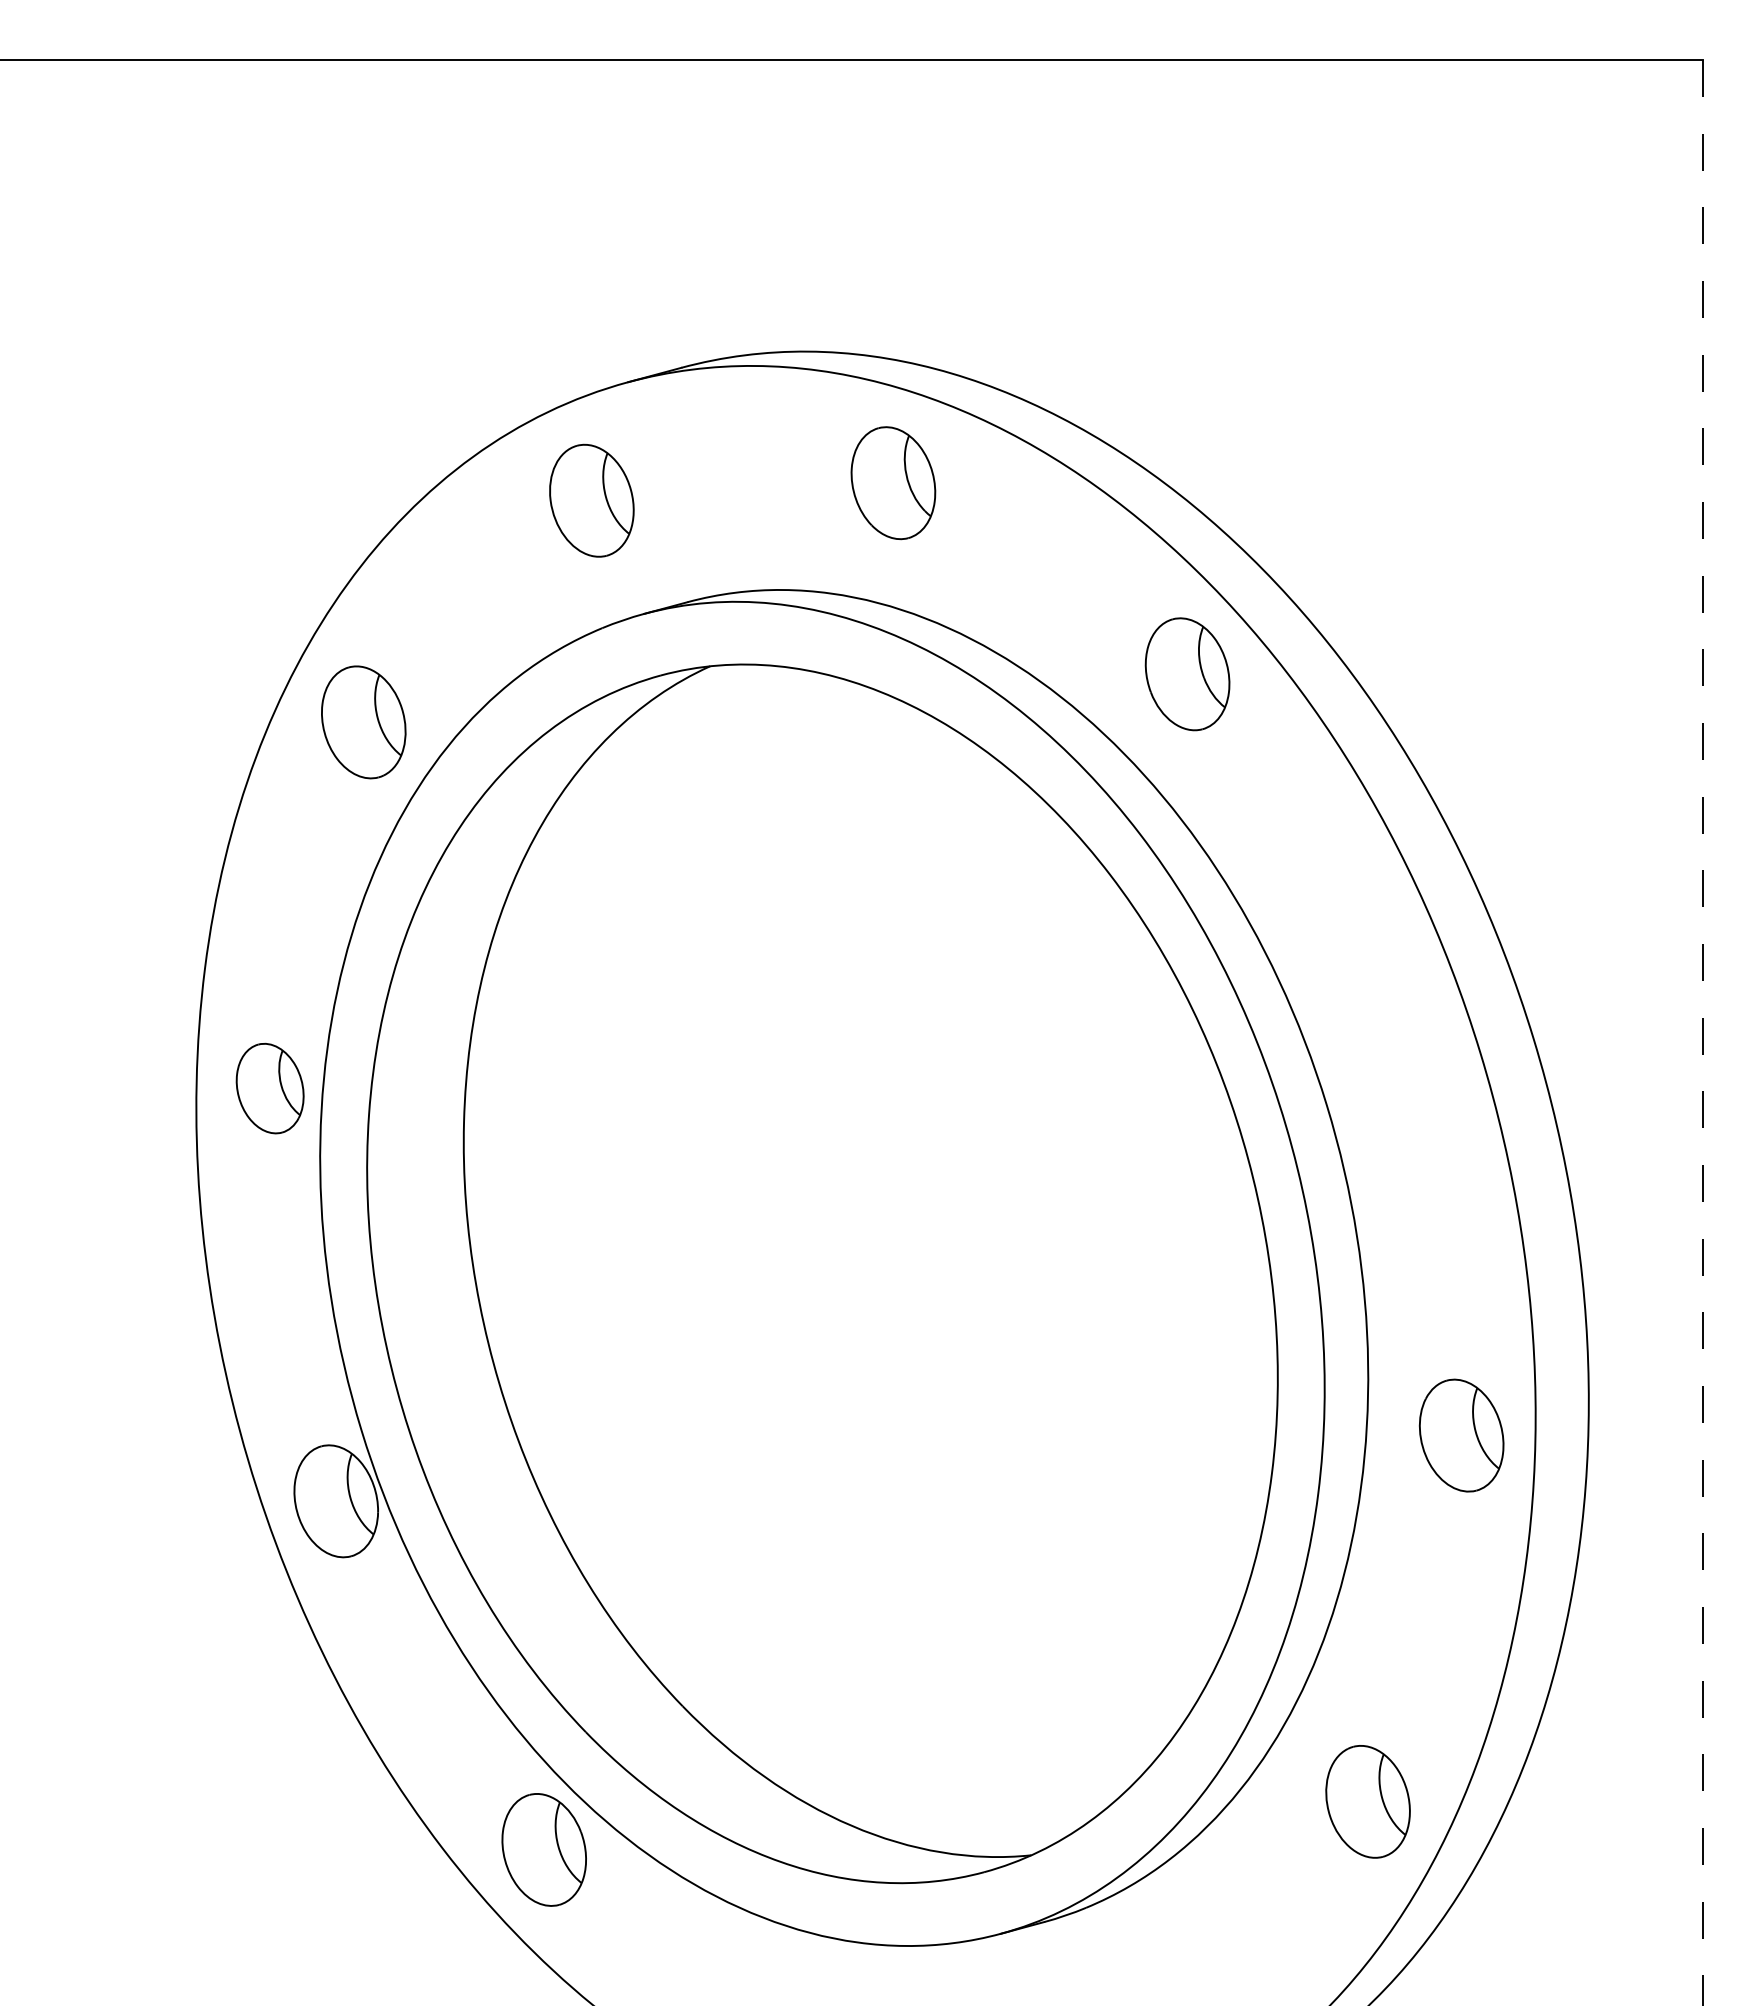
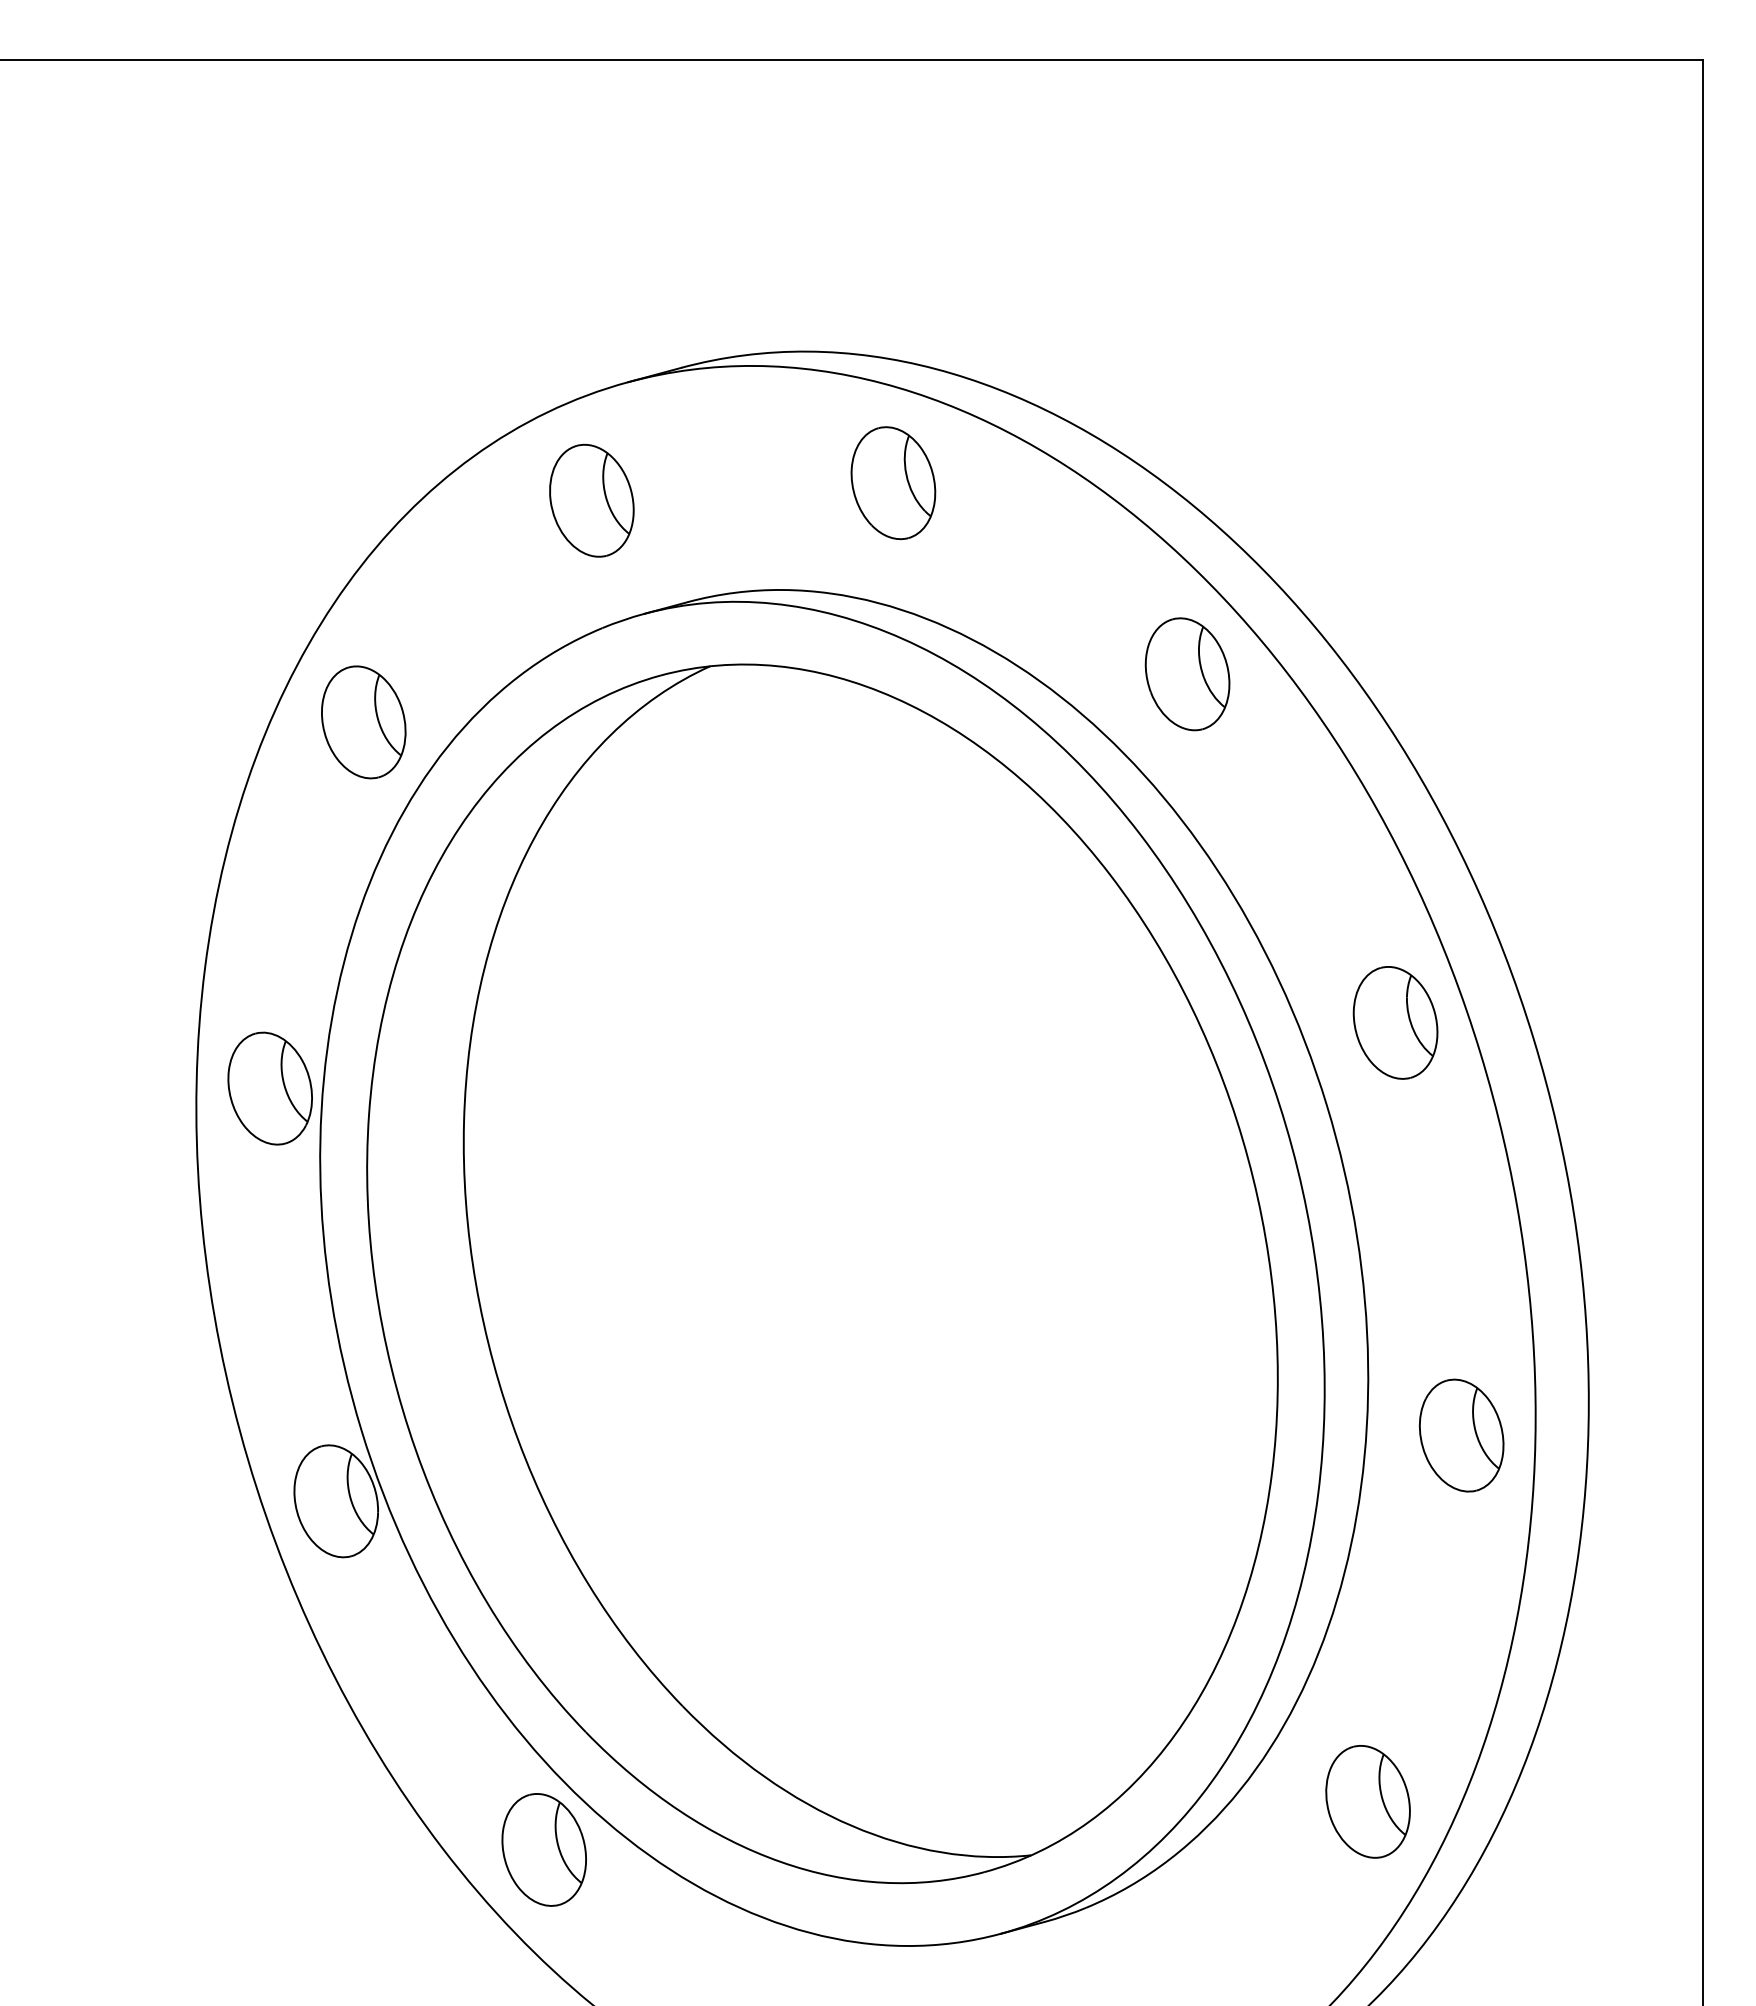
part: none -> present (1395, 1022)
line: dashed -> solid (1703, 1033)
part size: 70x93 px -> 86x115 px (269, 1088)
